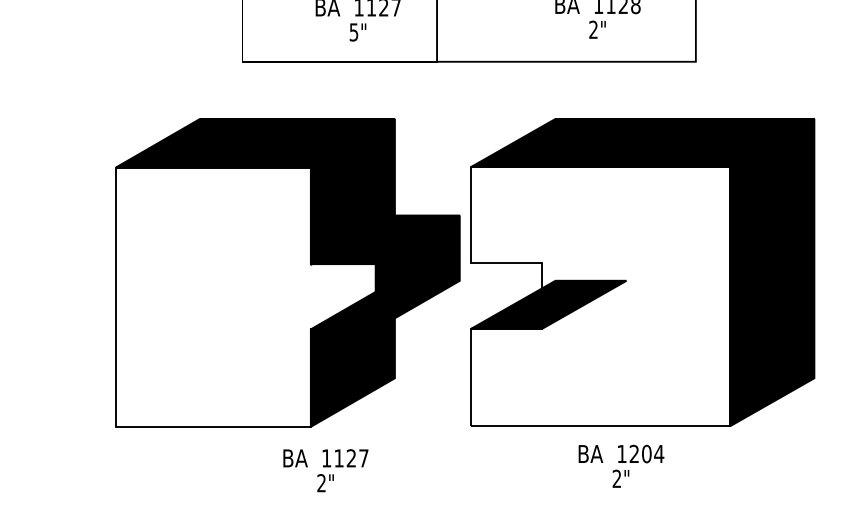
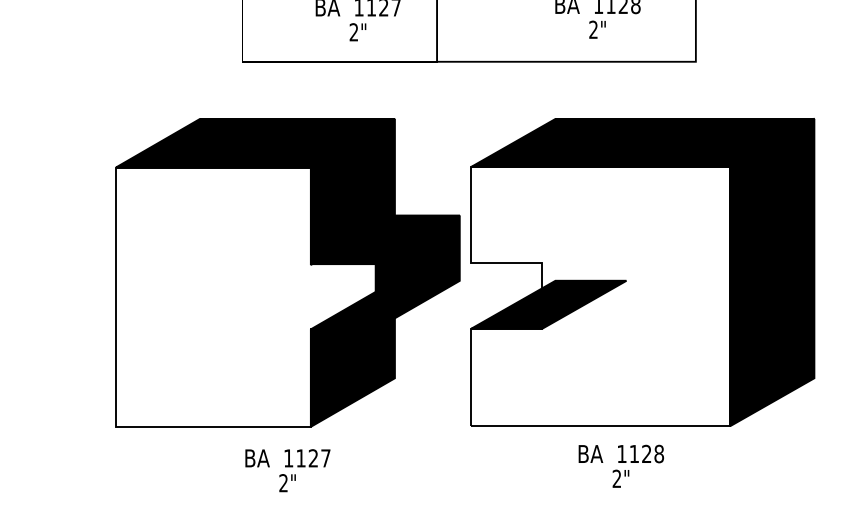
text: 5" -> 2" (353, 32)
text: 1204 -> 1128 (646, 453)
text position: (325, 470) -> (287, 470) (287, 470)
